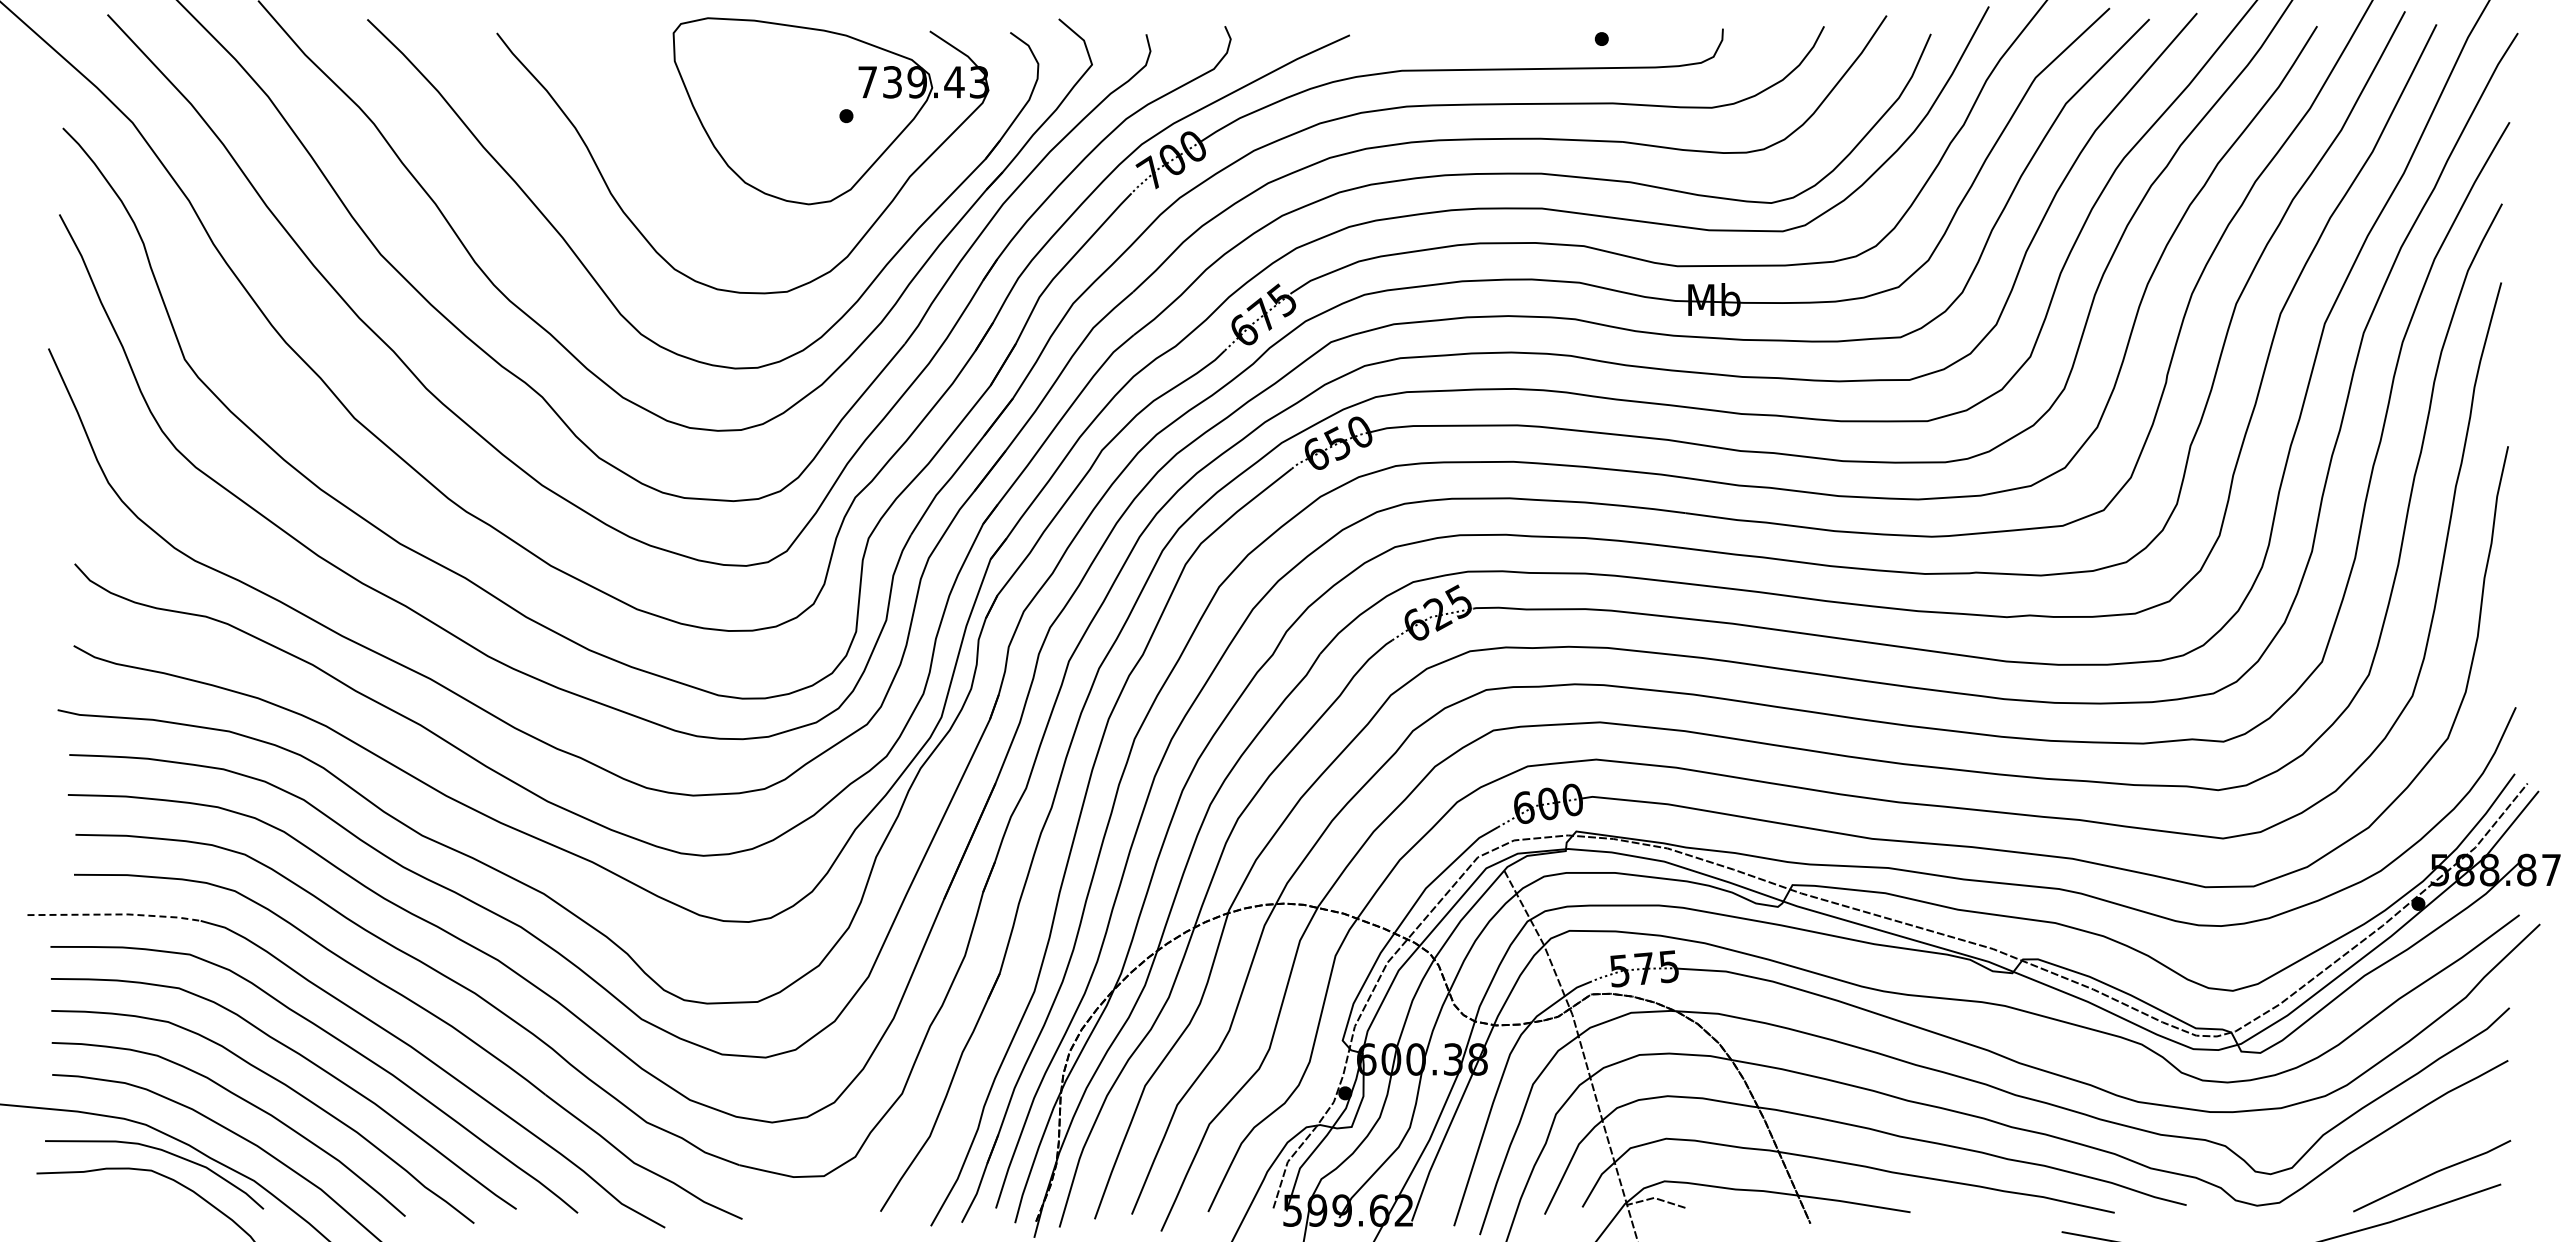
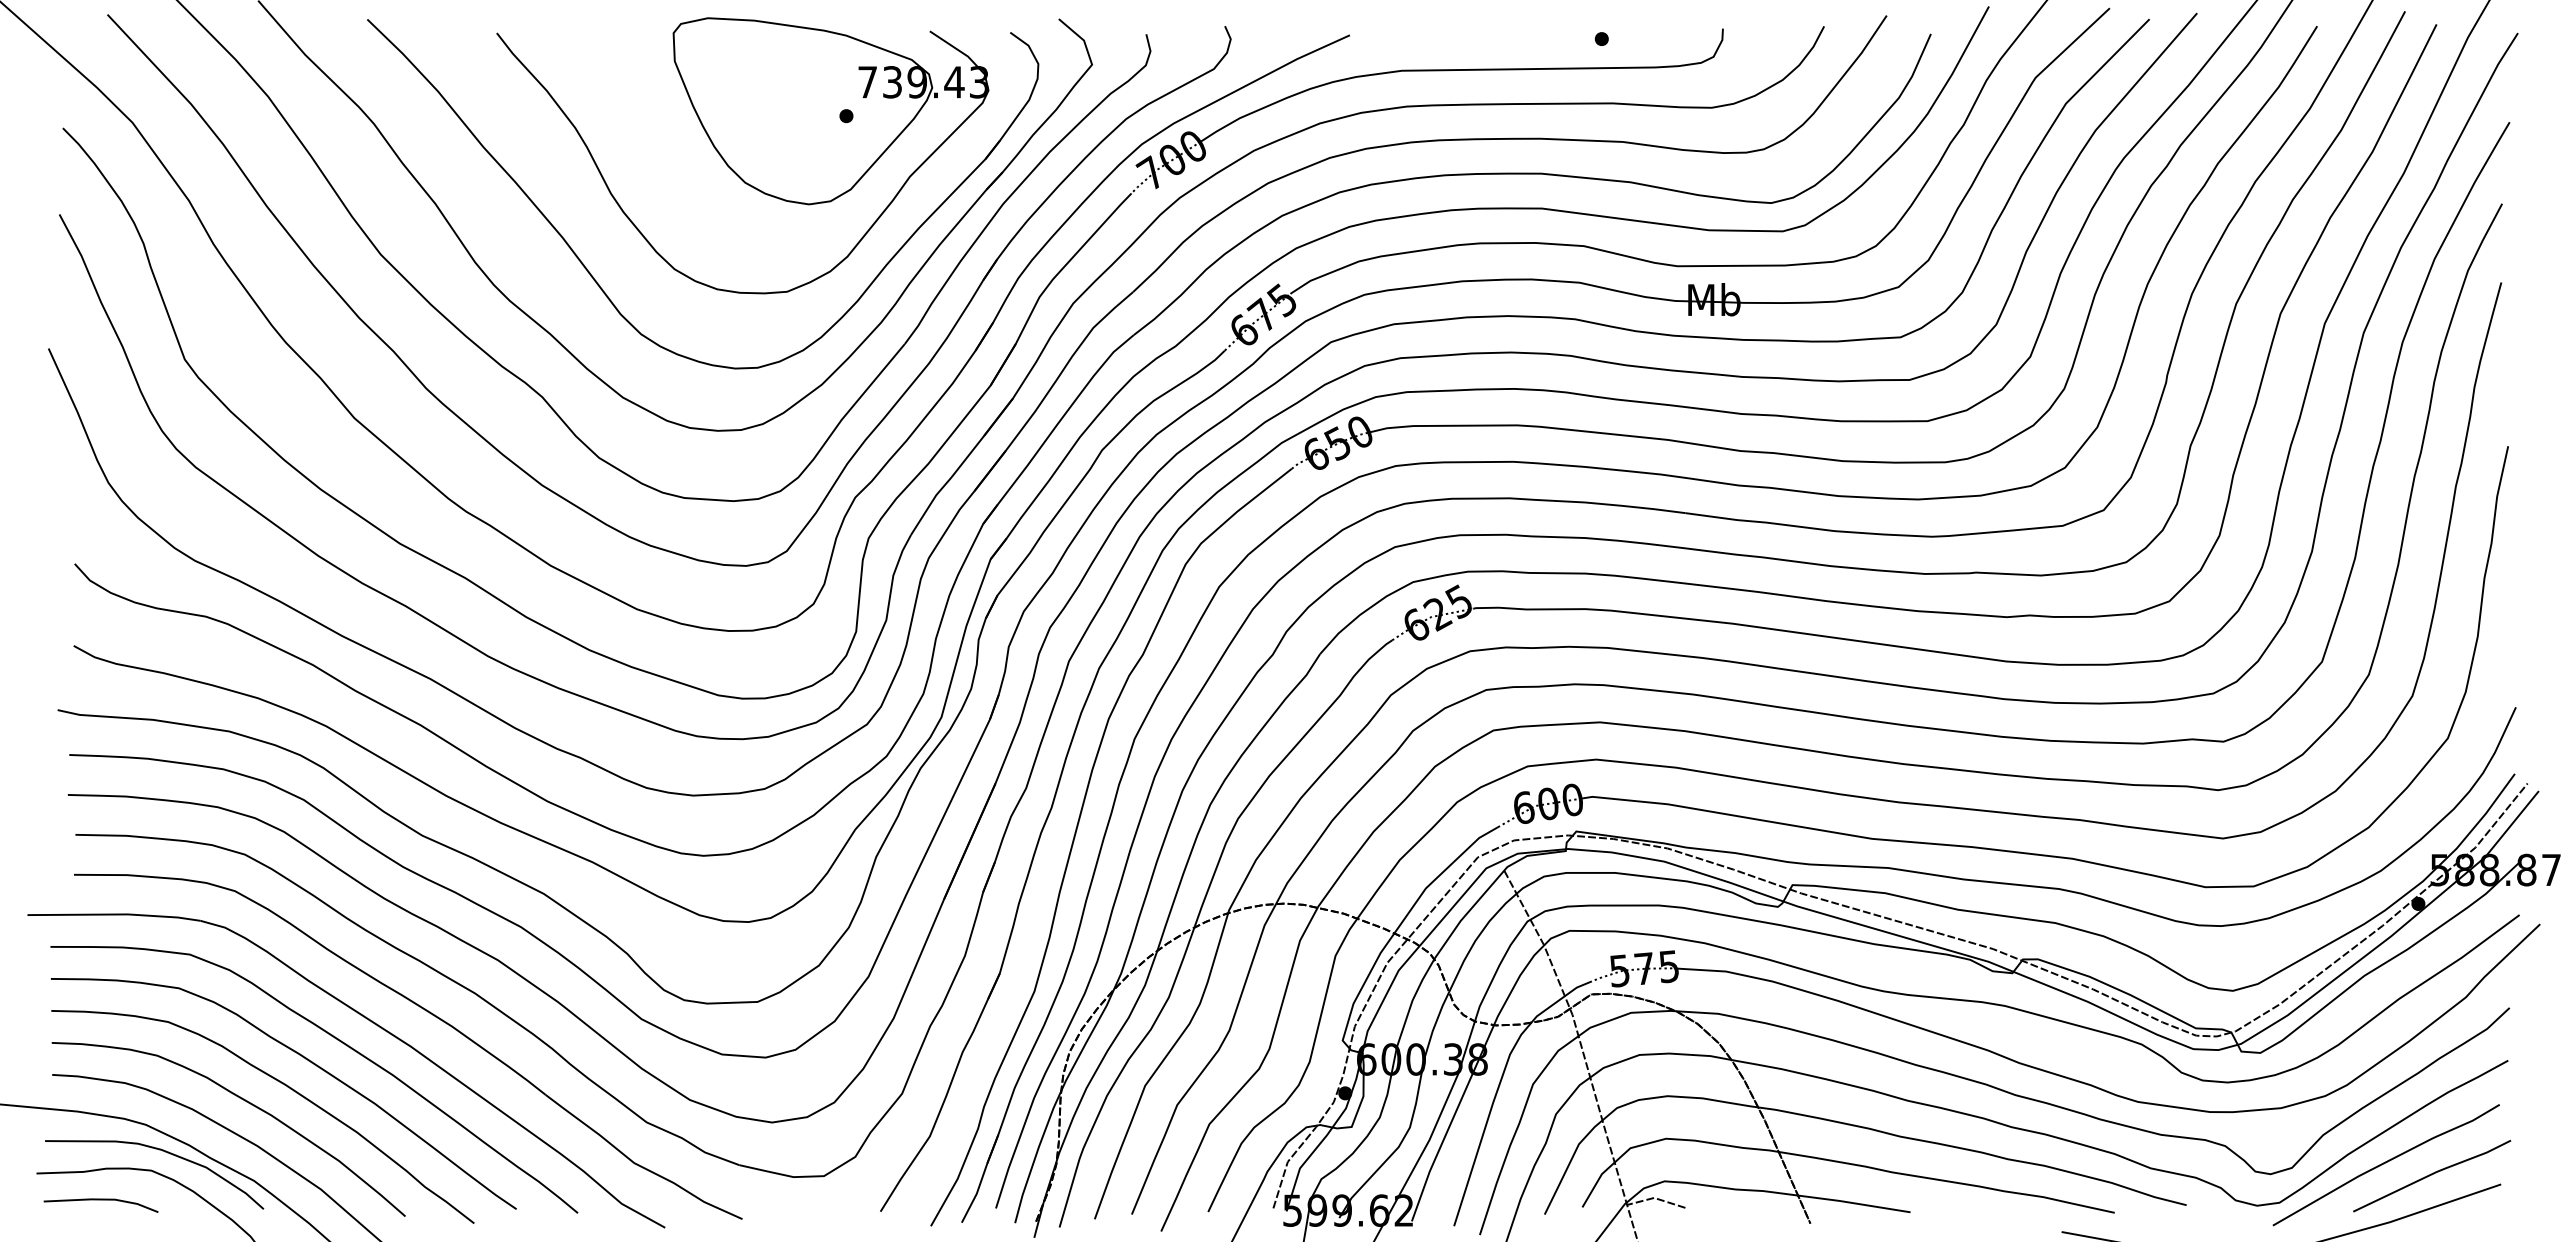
line: dashed -> solid (116, 914)
curve: none -> present (2384, 1164)
line: none -> present (100, 1200)
